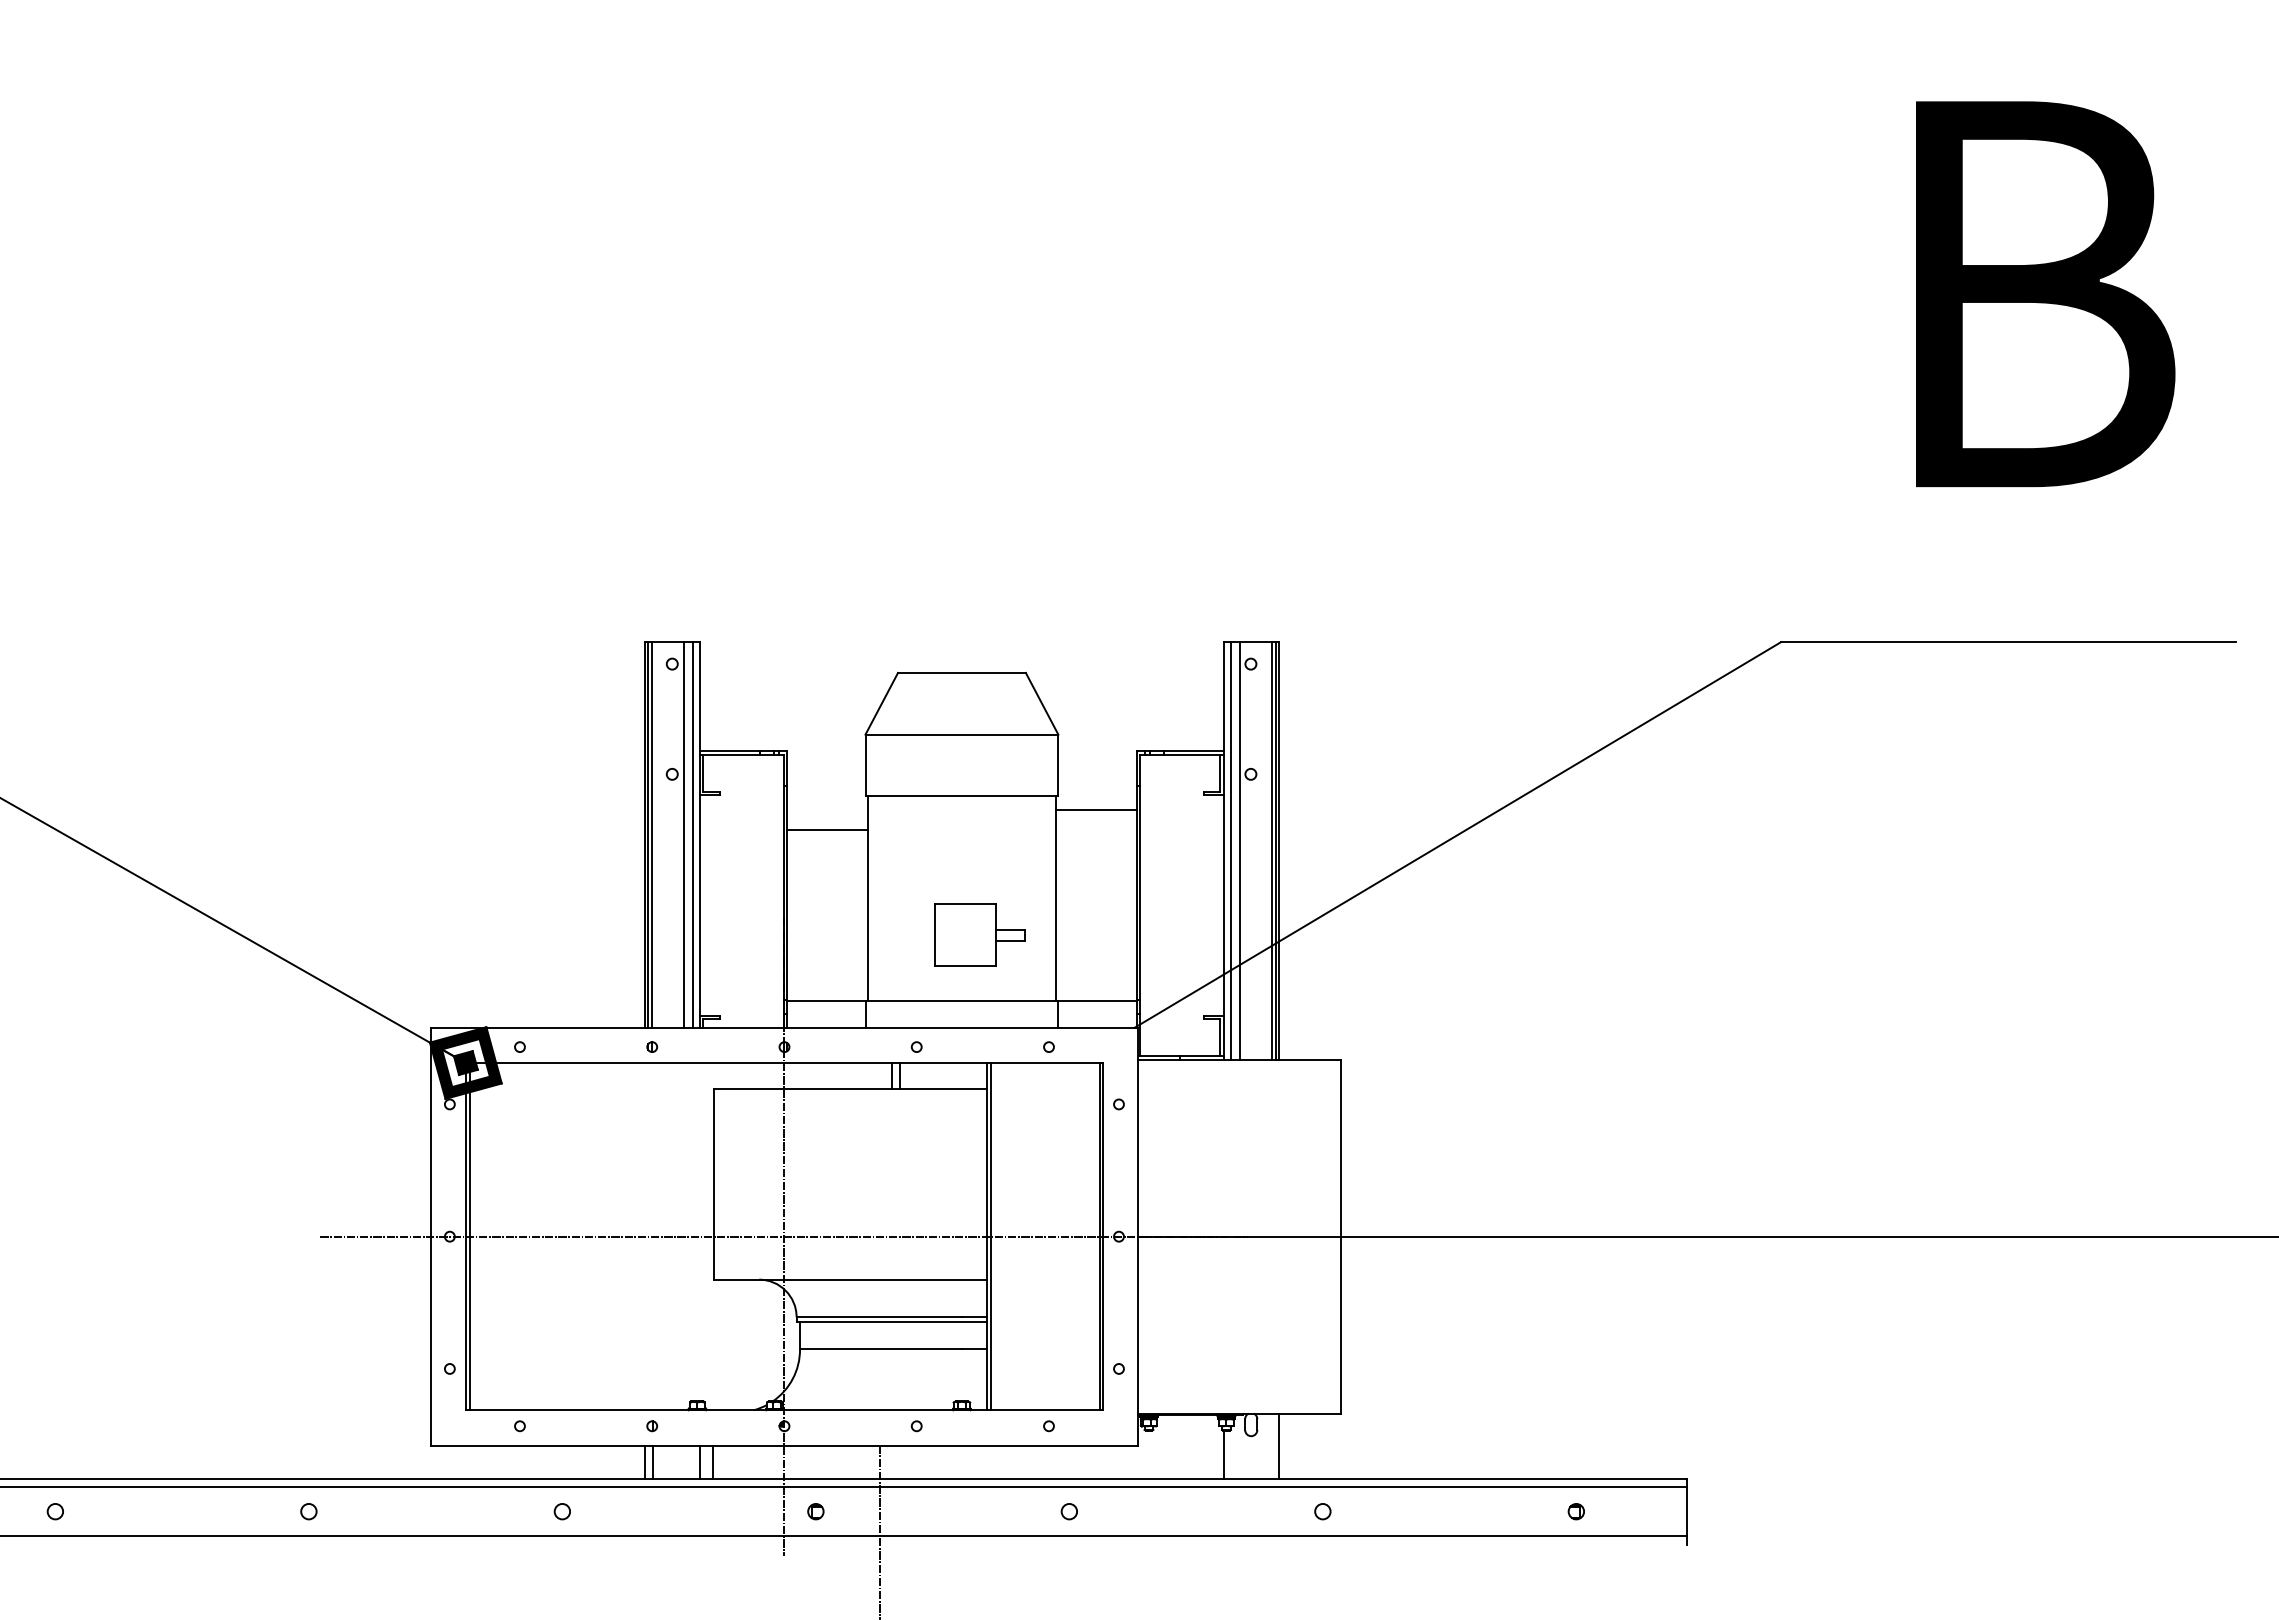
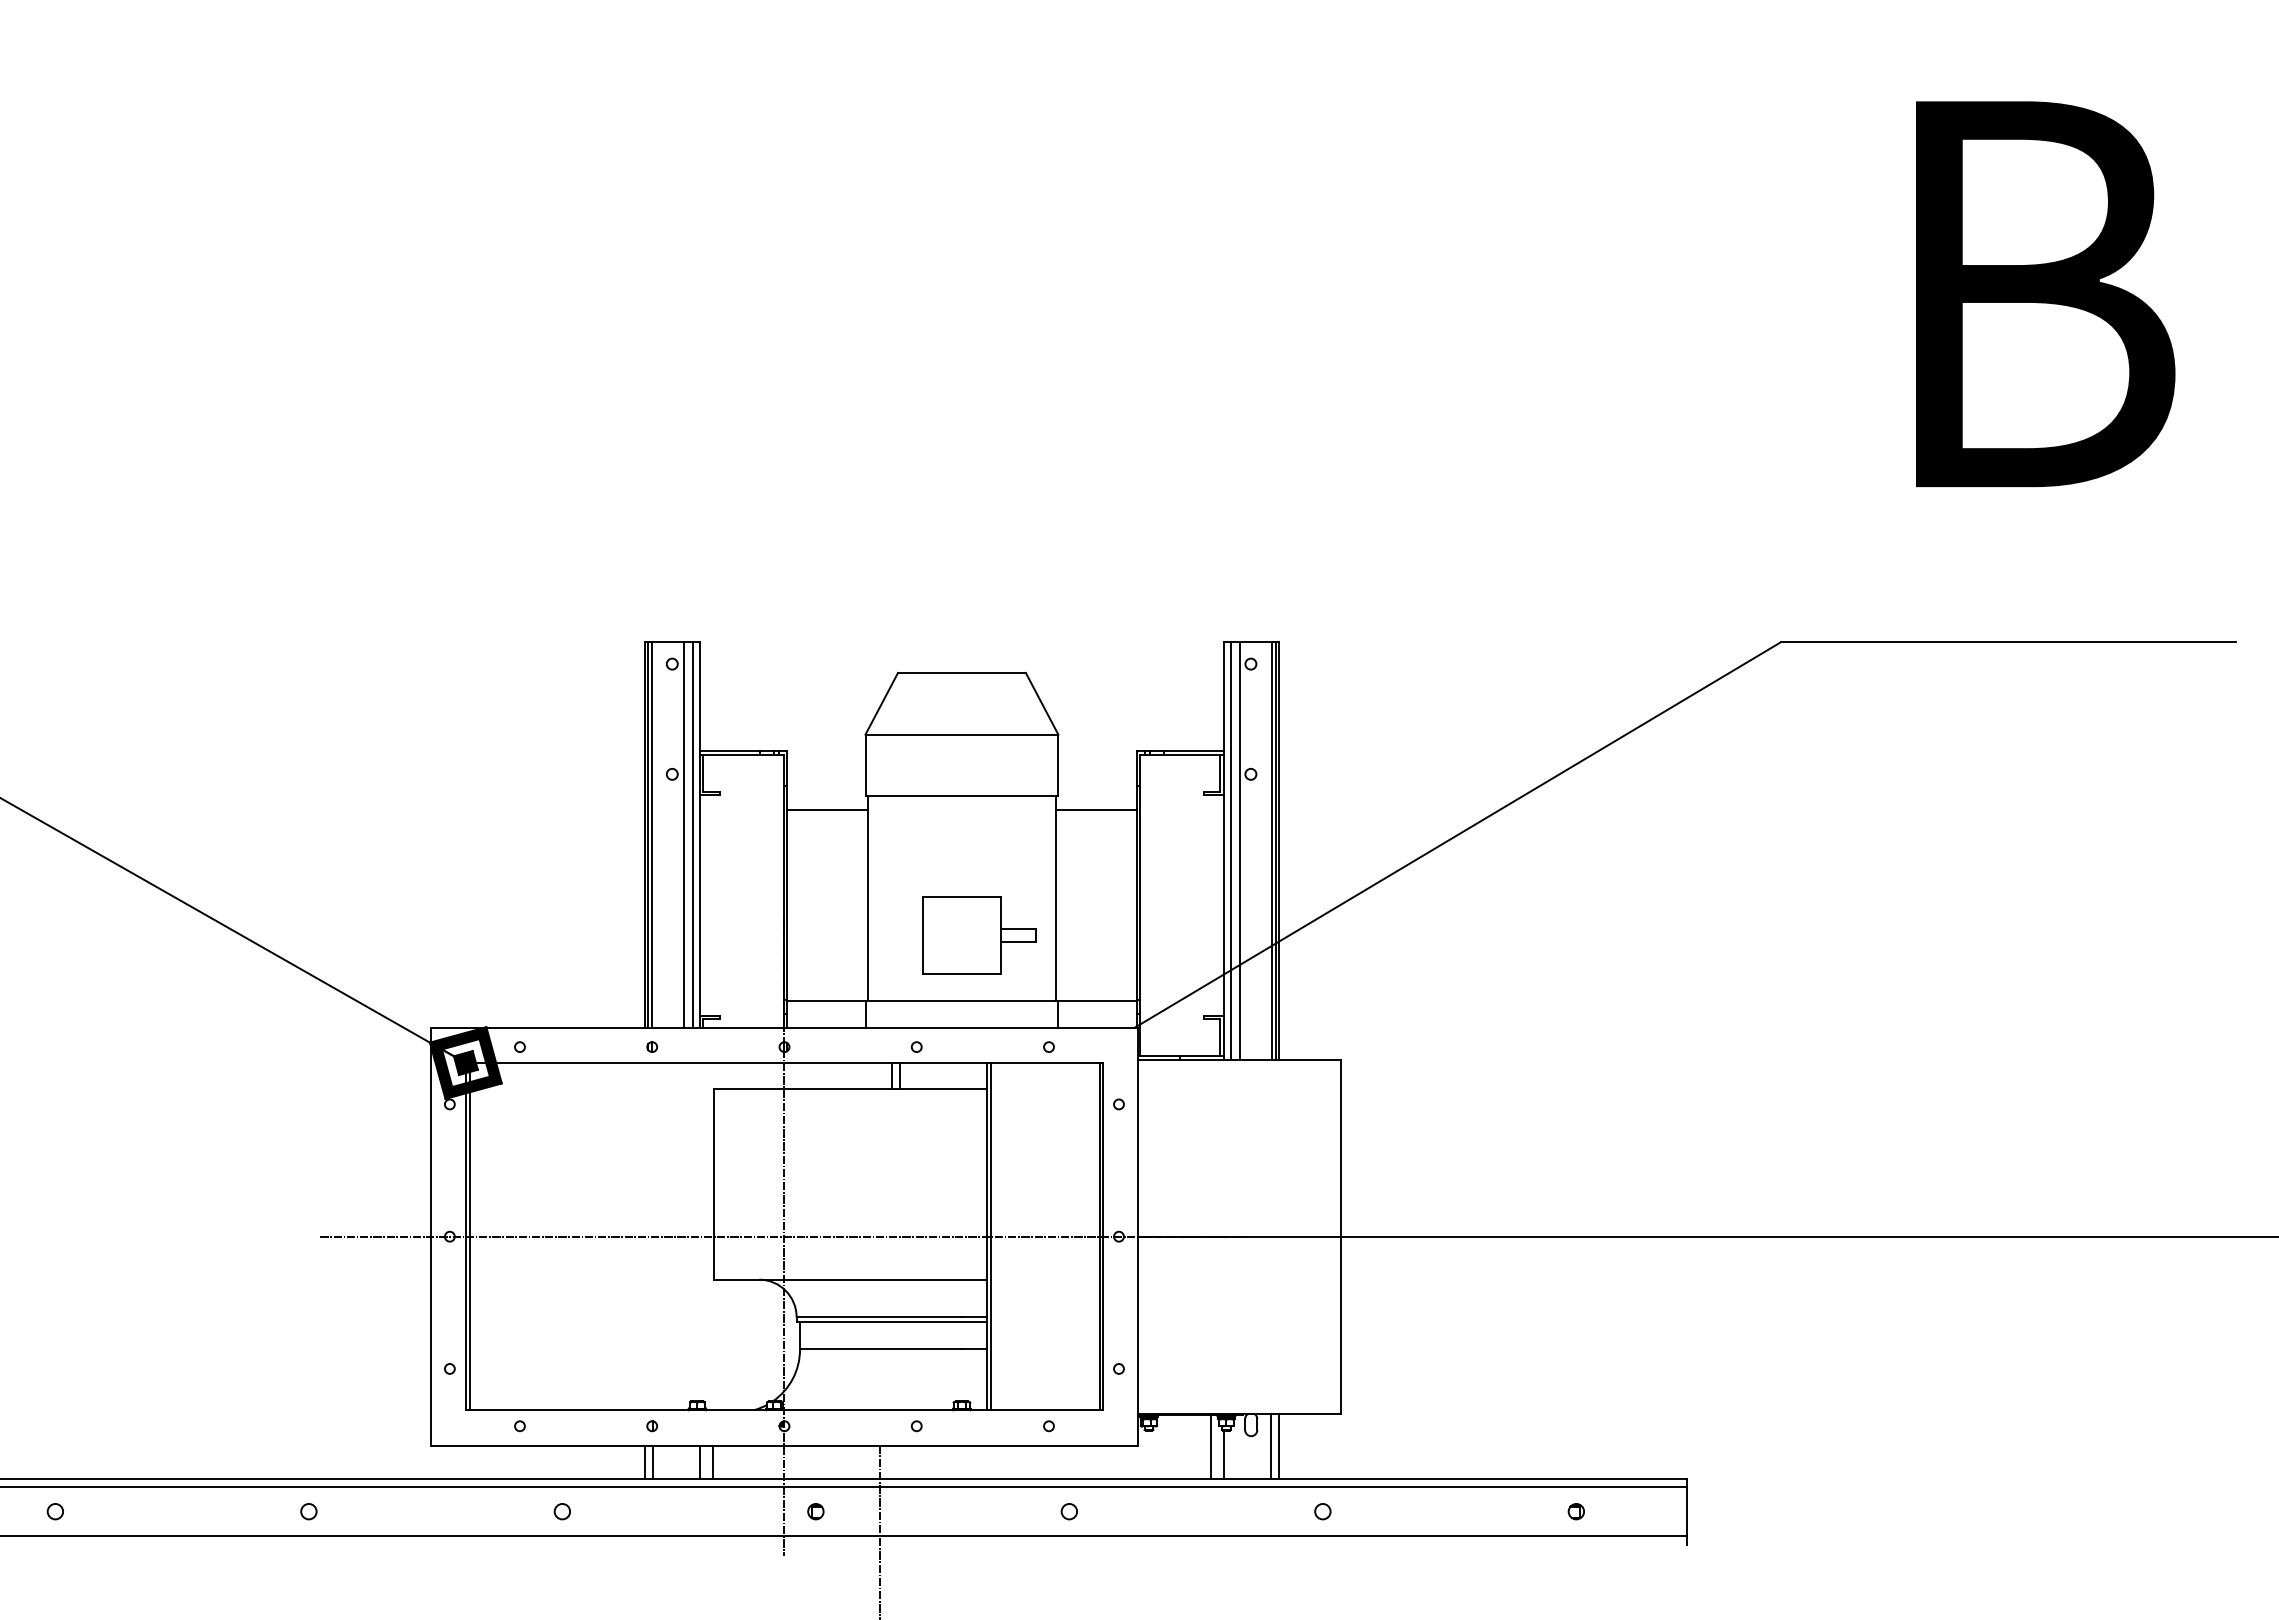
line position: (827, 829) -> (827, 809) (827, 809)
part size: 92x64 px -> 115x79 px (979, 935)
line: none -> present (1271, 1445)
line: none -> present (1210, 1446)
